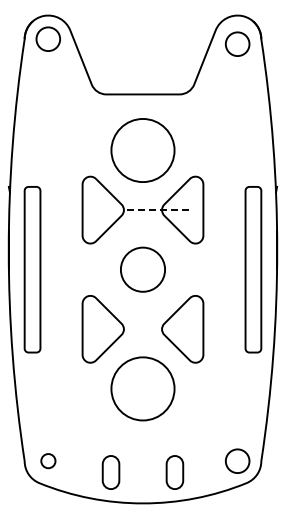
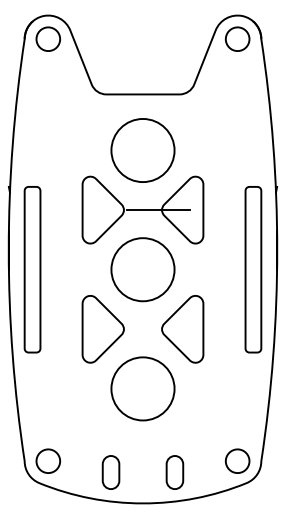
circle position: (237, 43) -> (237, 38) (237, 38)
line: dashed -> solid (158, 210)
circle diameter: 44 px -> 63 px (142, 269)
circle size: 17x17 px -> 27x26 px (48, 460)
